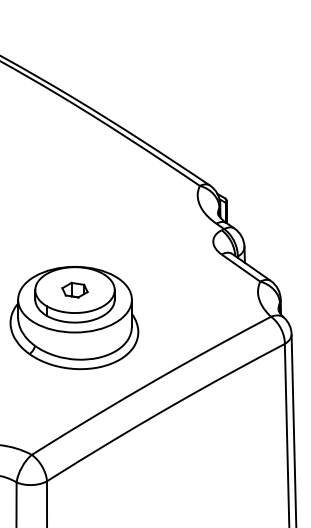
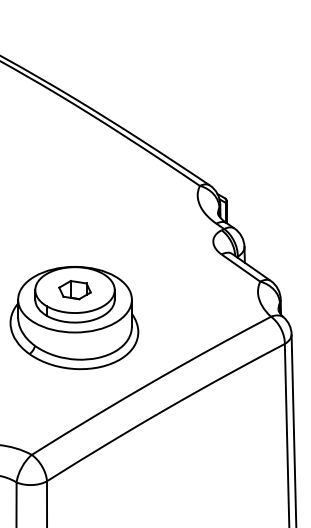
part size: 28x18 px -> 34x21 px (74, 290)
